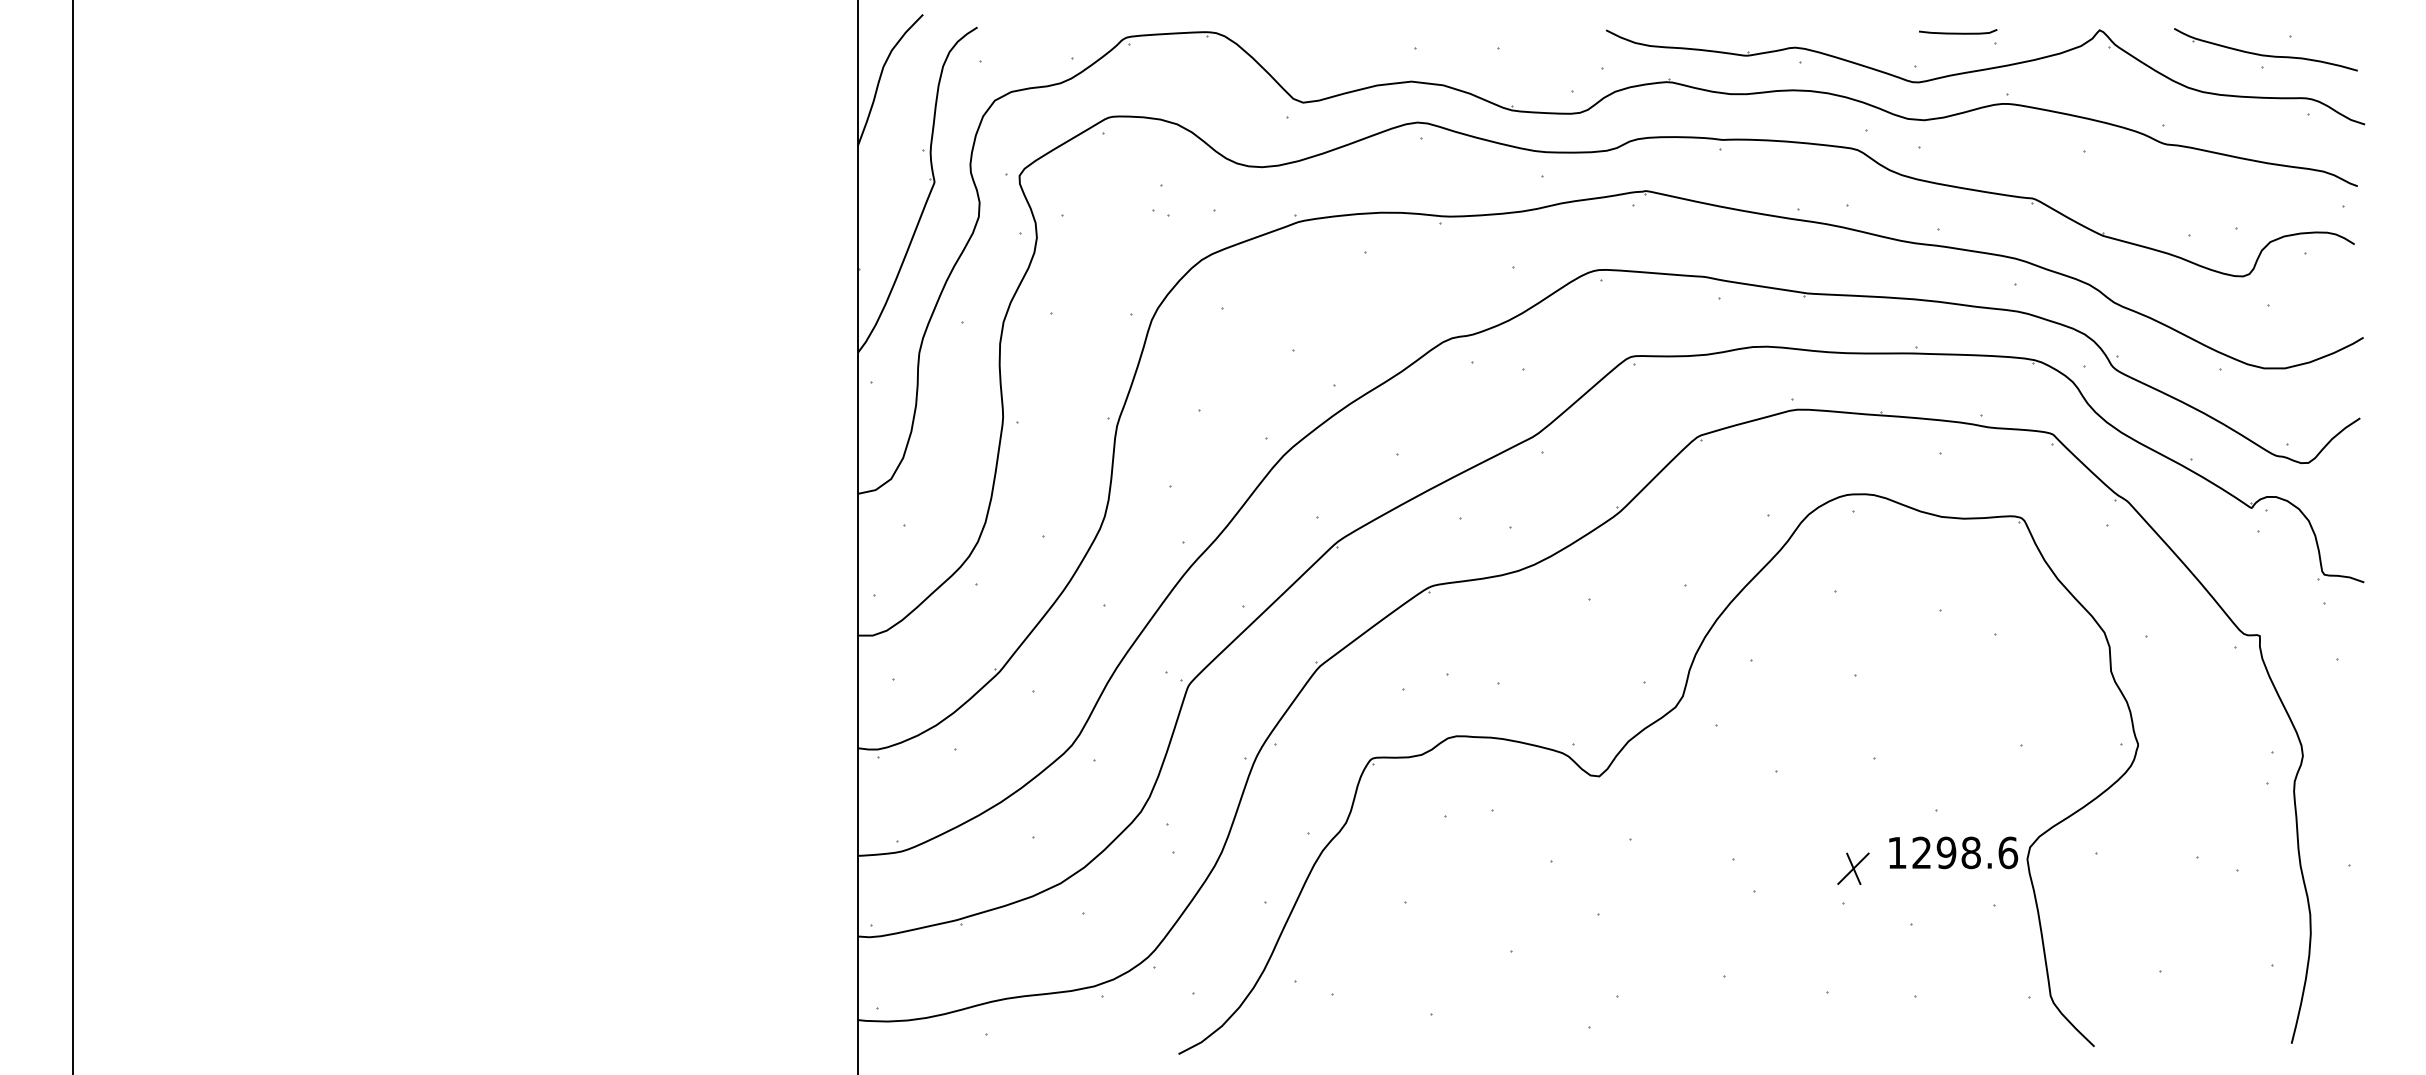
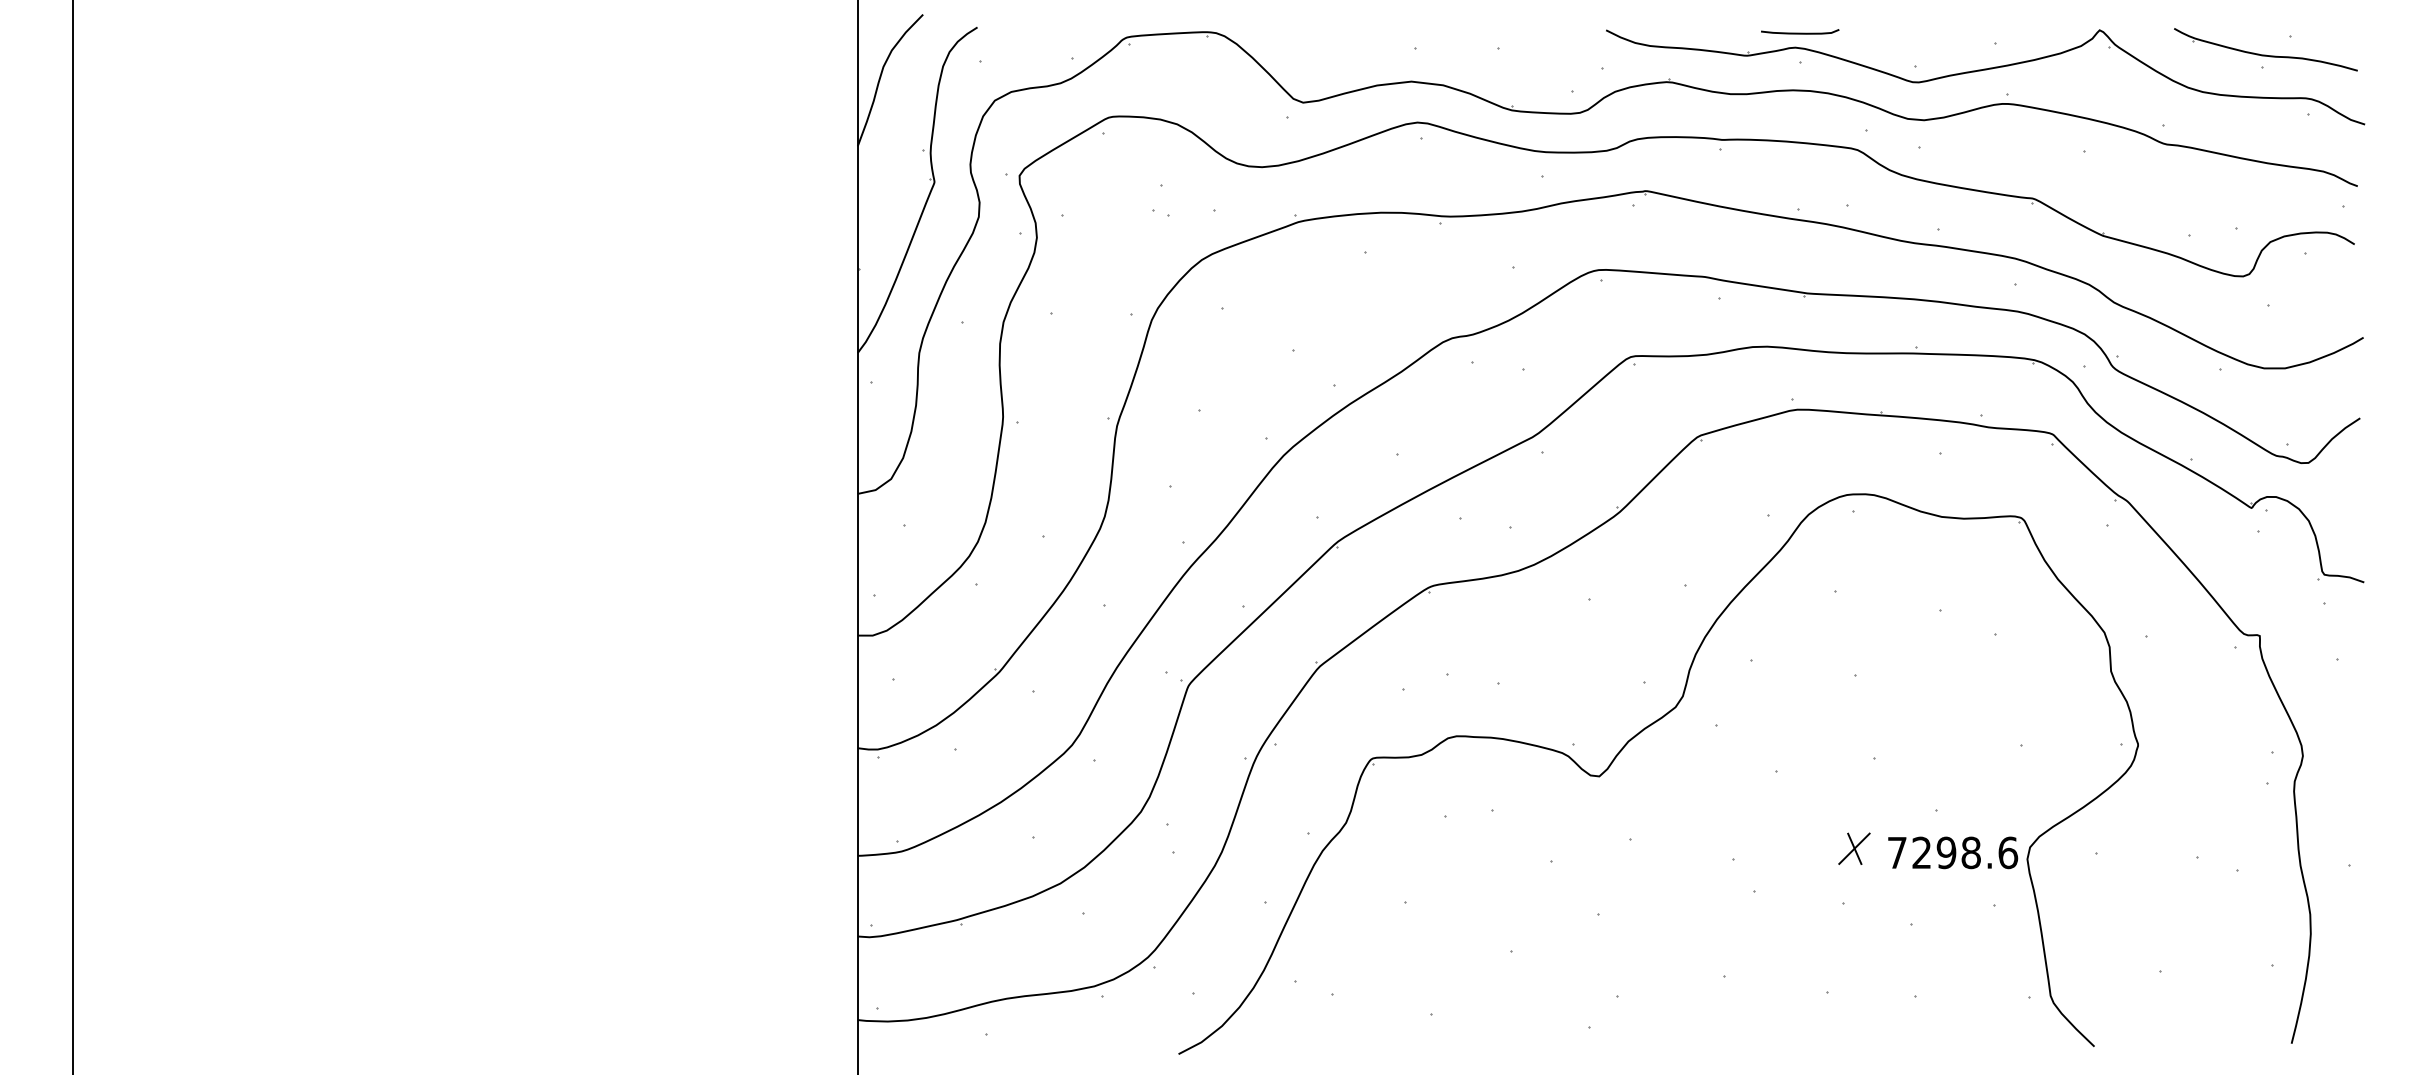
curve position: (1958, 32) -> (1800, 32) (1800, 32)
text: 1298.6 -> 7298.6 (1897, 852)
part position: (1853, 868) -> (1854, 848) (1854, 848)
